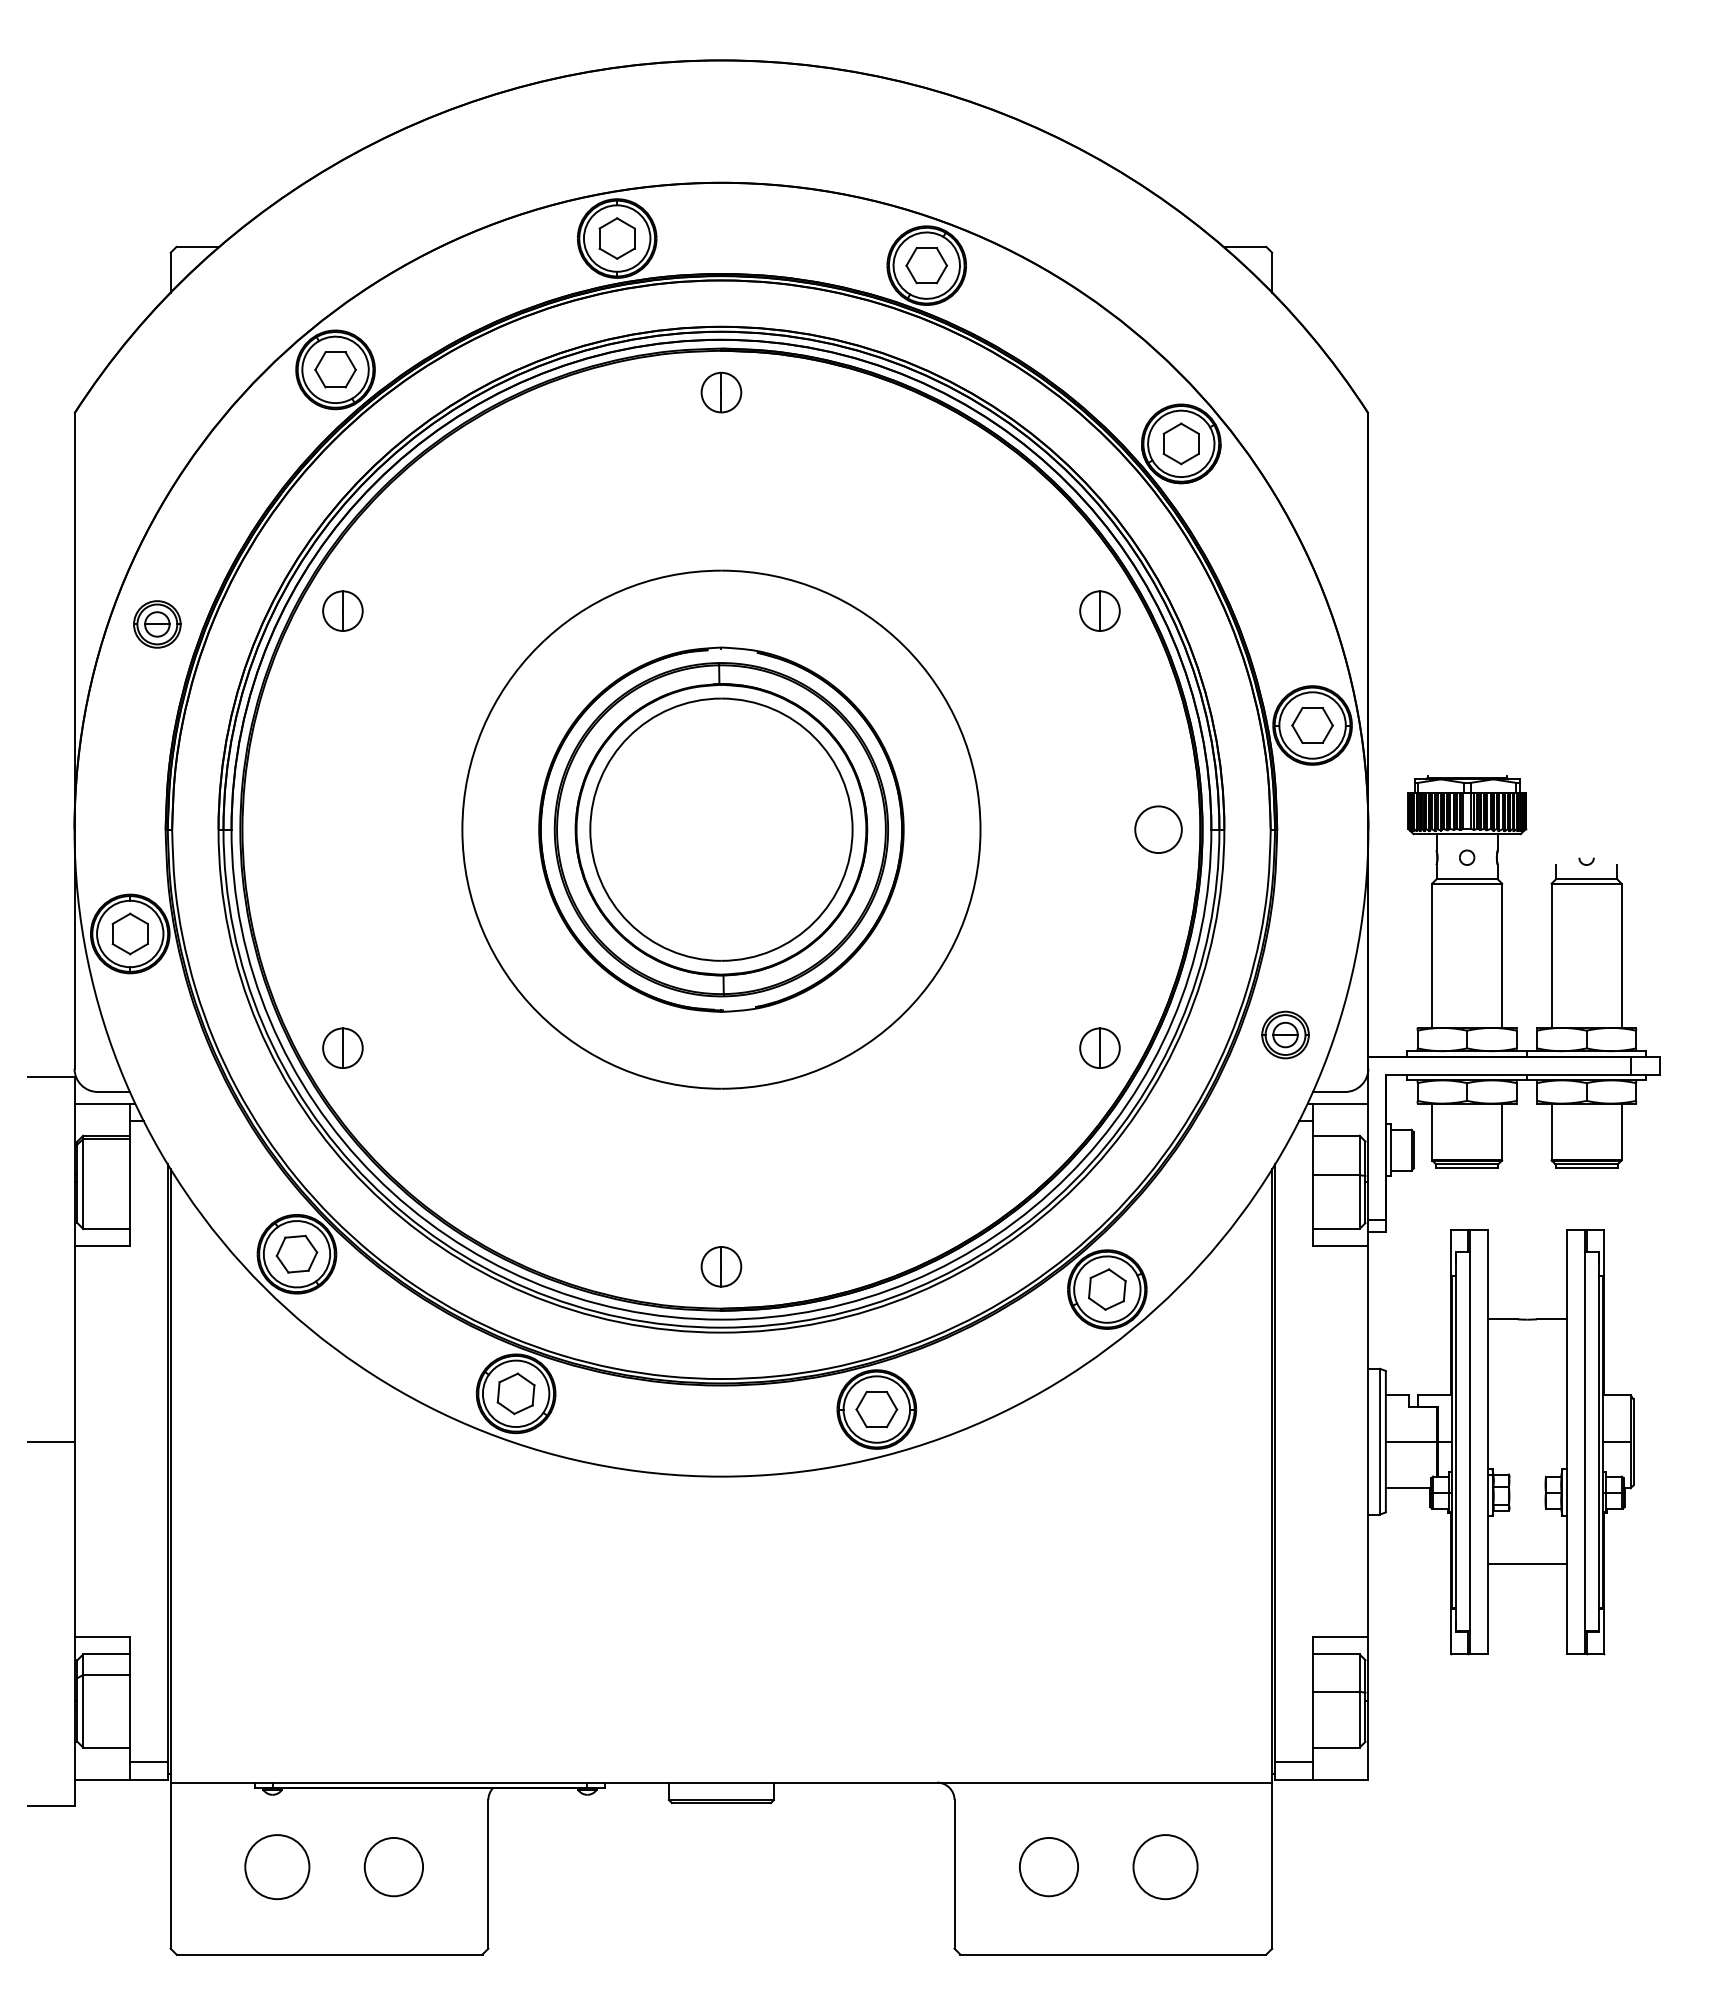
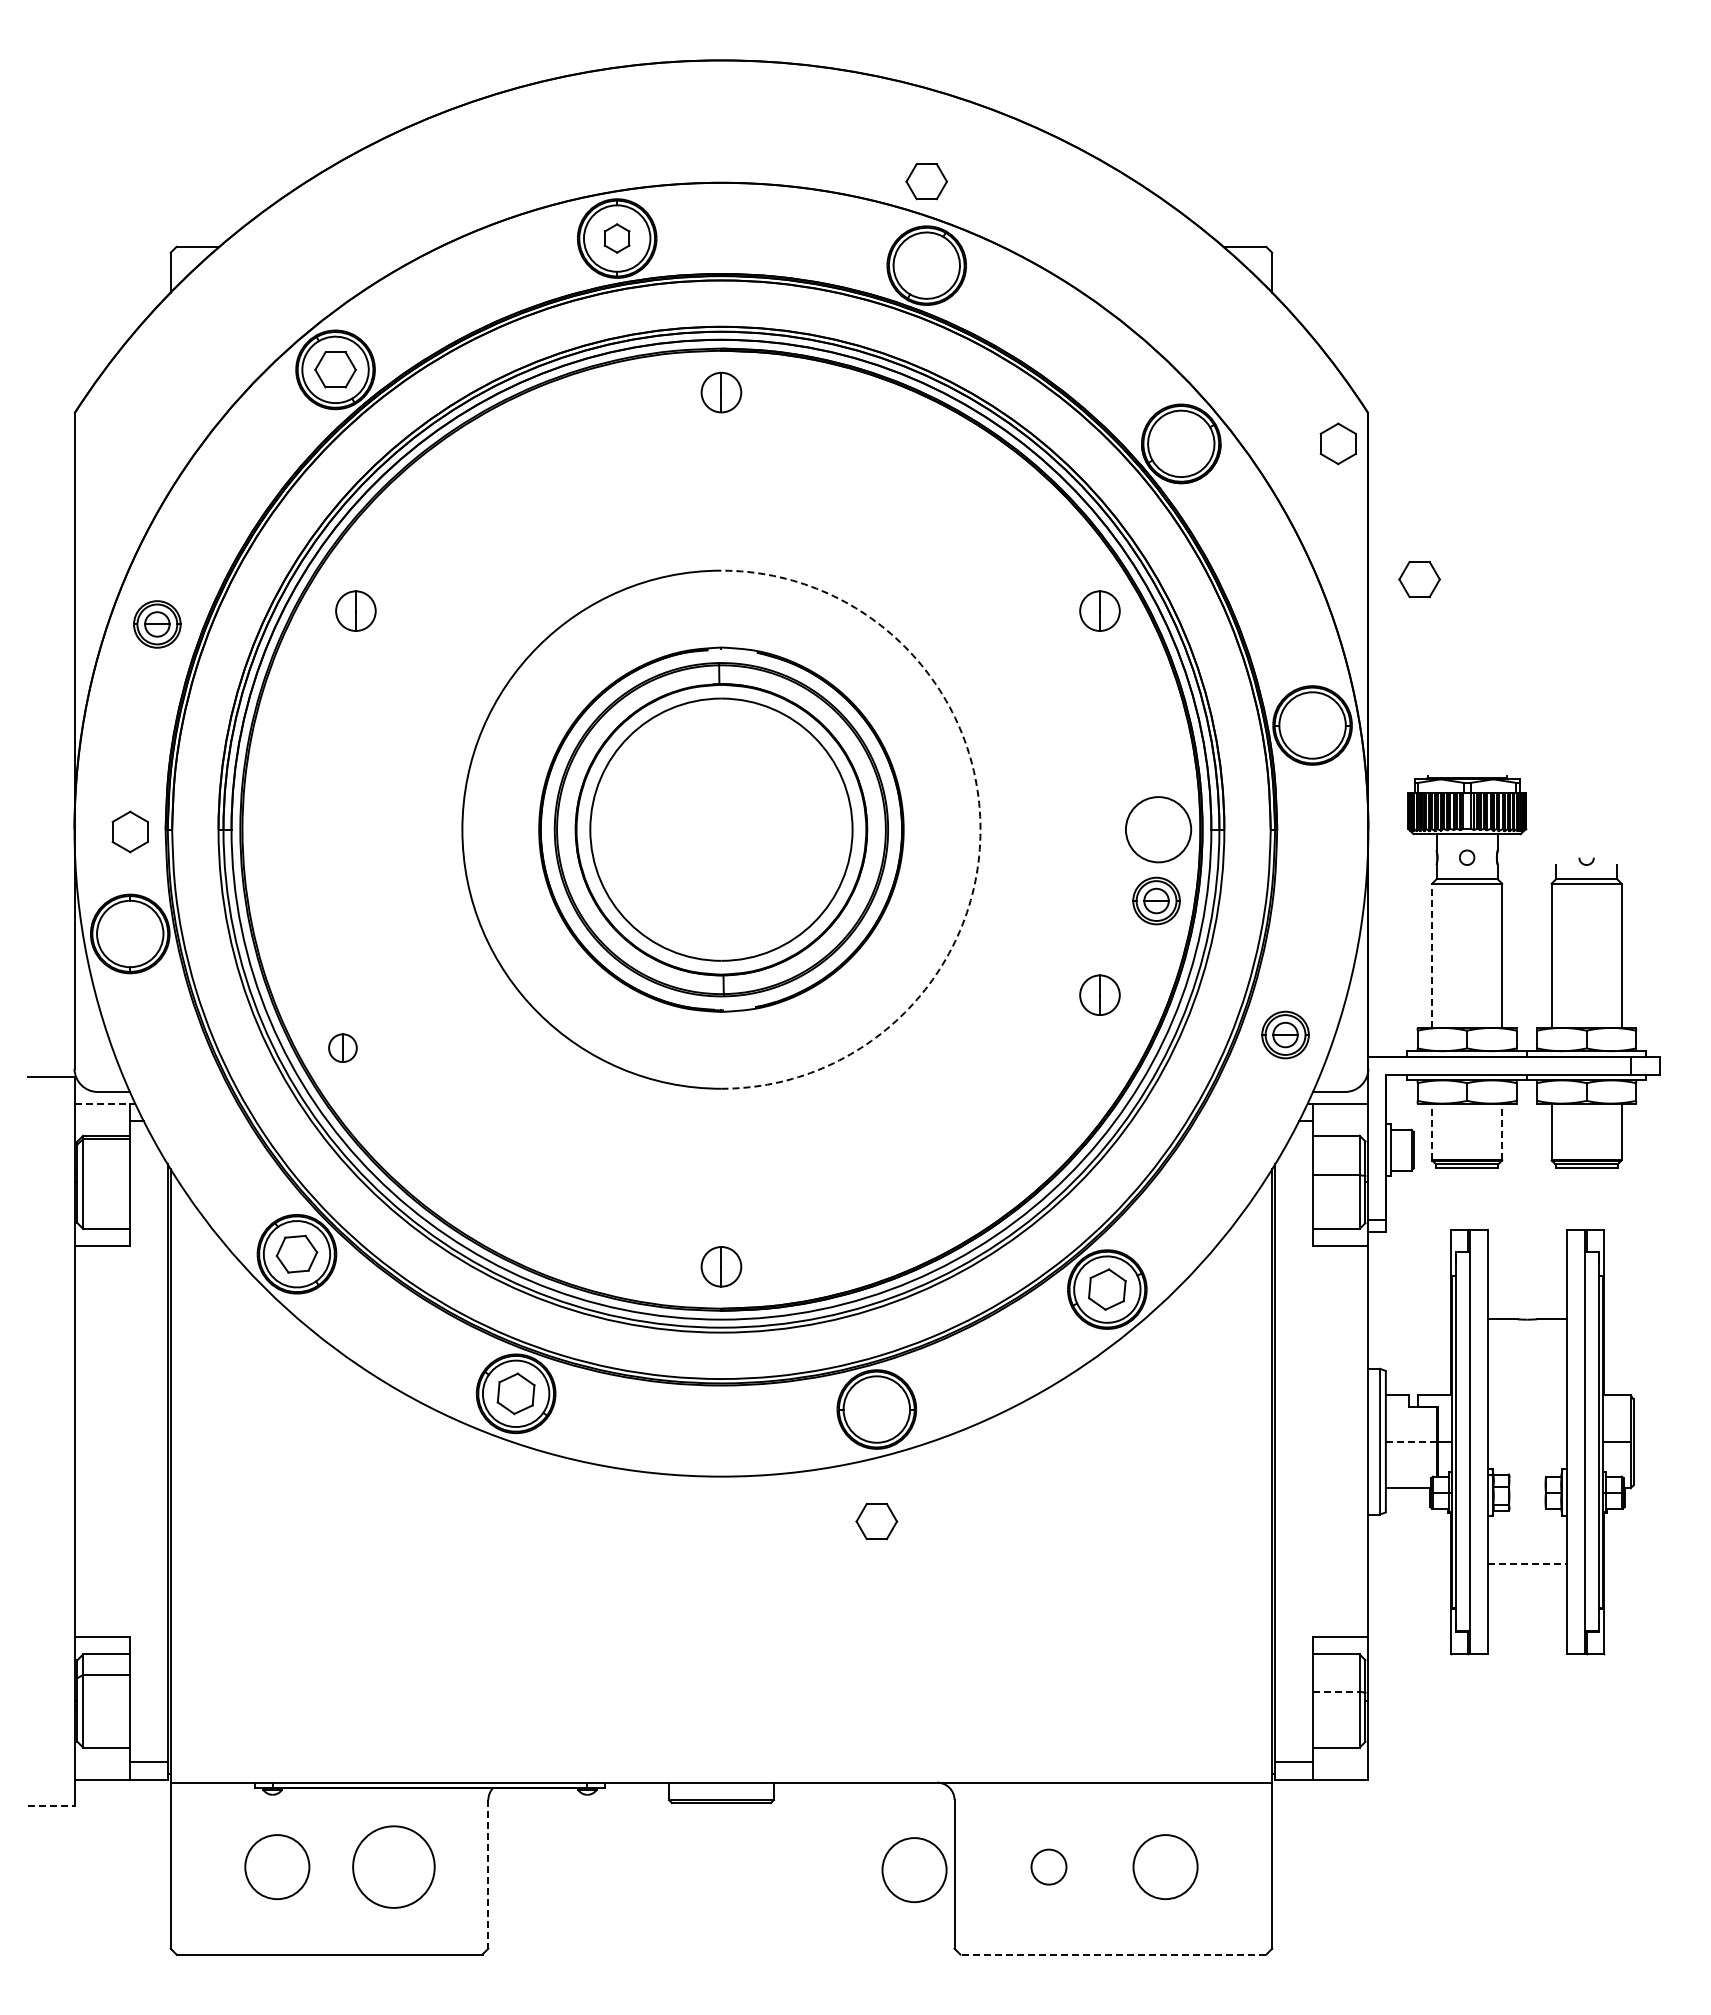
part size: 38x43 px -> 28x31 px (616, 238)
part position: (926, 265) -> (926, 181) (926, 181)
part position: (1180, 443) -> (1337, 443) (1337, 443)
part position: (342, 610) -> (355, 610) (355, 610)
part position: (1312, 725) -> (1419, 579) (1419, 579)
arc: solid -> dashed (980, 829)
circle diameter: 47 px -> 65 px (1158, 829)
part: none -> present (1156, 900)
part position: (129, 933) -> (129, 831) (129, 831)
line: solid -> dashed (1432, 955)
part size: 42x42 px -> 30x30 px (342, 1047)
part position: (1099, 1047) -> (1099, 994) (1099, 994)
line: solid -> dashed (102, 1103)
line: solid -> dashed (1432, 1131)
line: solid -> dashed (1502, 1131)
part position: (876, 1409) -> (876, 1521) (876, 1521)
line: present -> none (50, 1441)
line: solid -> dashed (1411, 1441)
line: solid -> dashed (1527, 1564)
line: solid -> dashed (1336, 1691)
line: solid -> dashed (51, 1805)
circle diameter: 58 px -> 82 px (393, 1866)
circle diameter: 58 px -> 35 px (1048, 1866)
part: none -> present (914, 1870)
line: solid -> dashed (488, 1874)
line: solid -> dashed (1113, 1954)
